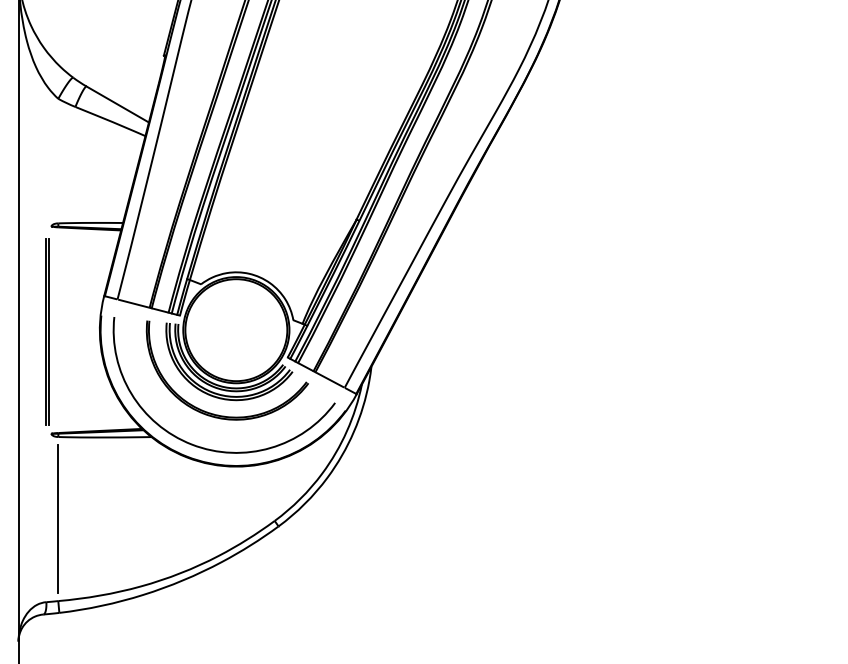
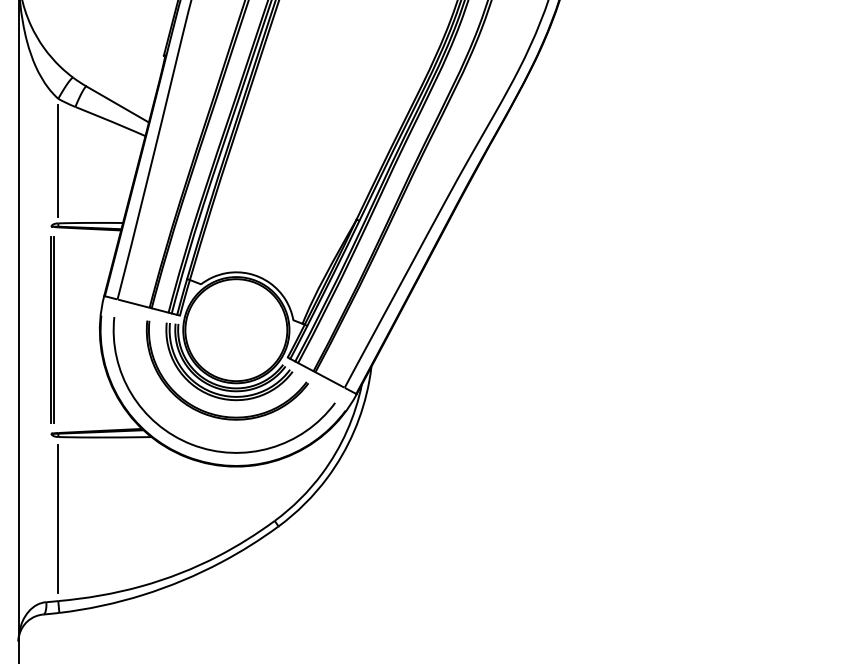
line: none -> present (58, 161)
line position: (46, 331) -> (51, 329) (51, 329)
